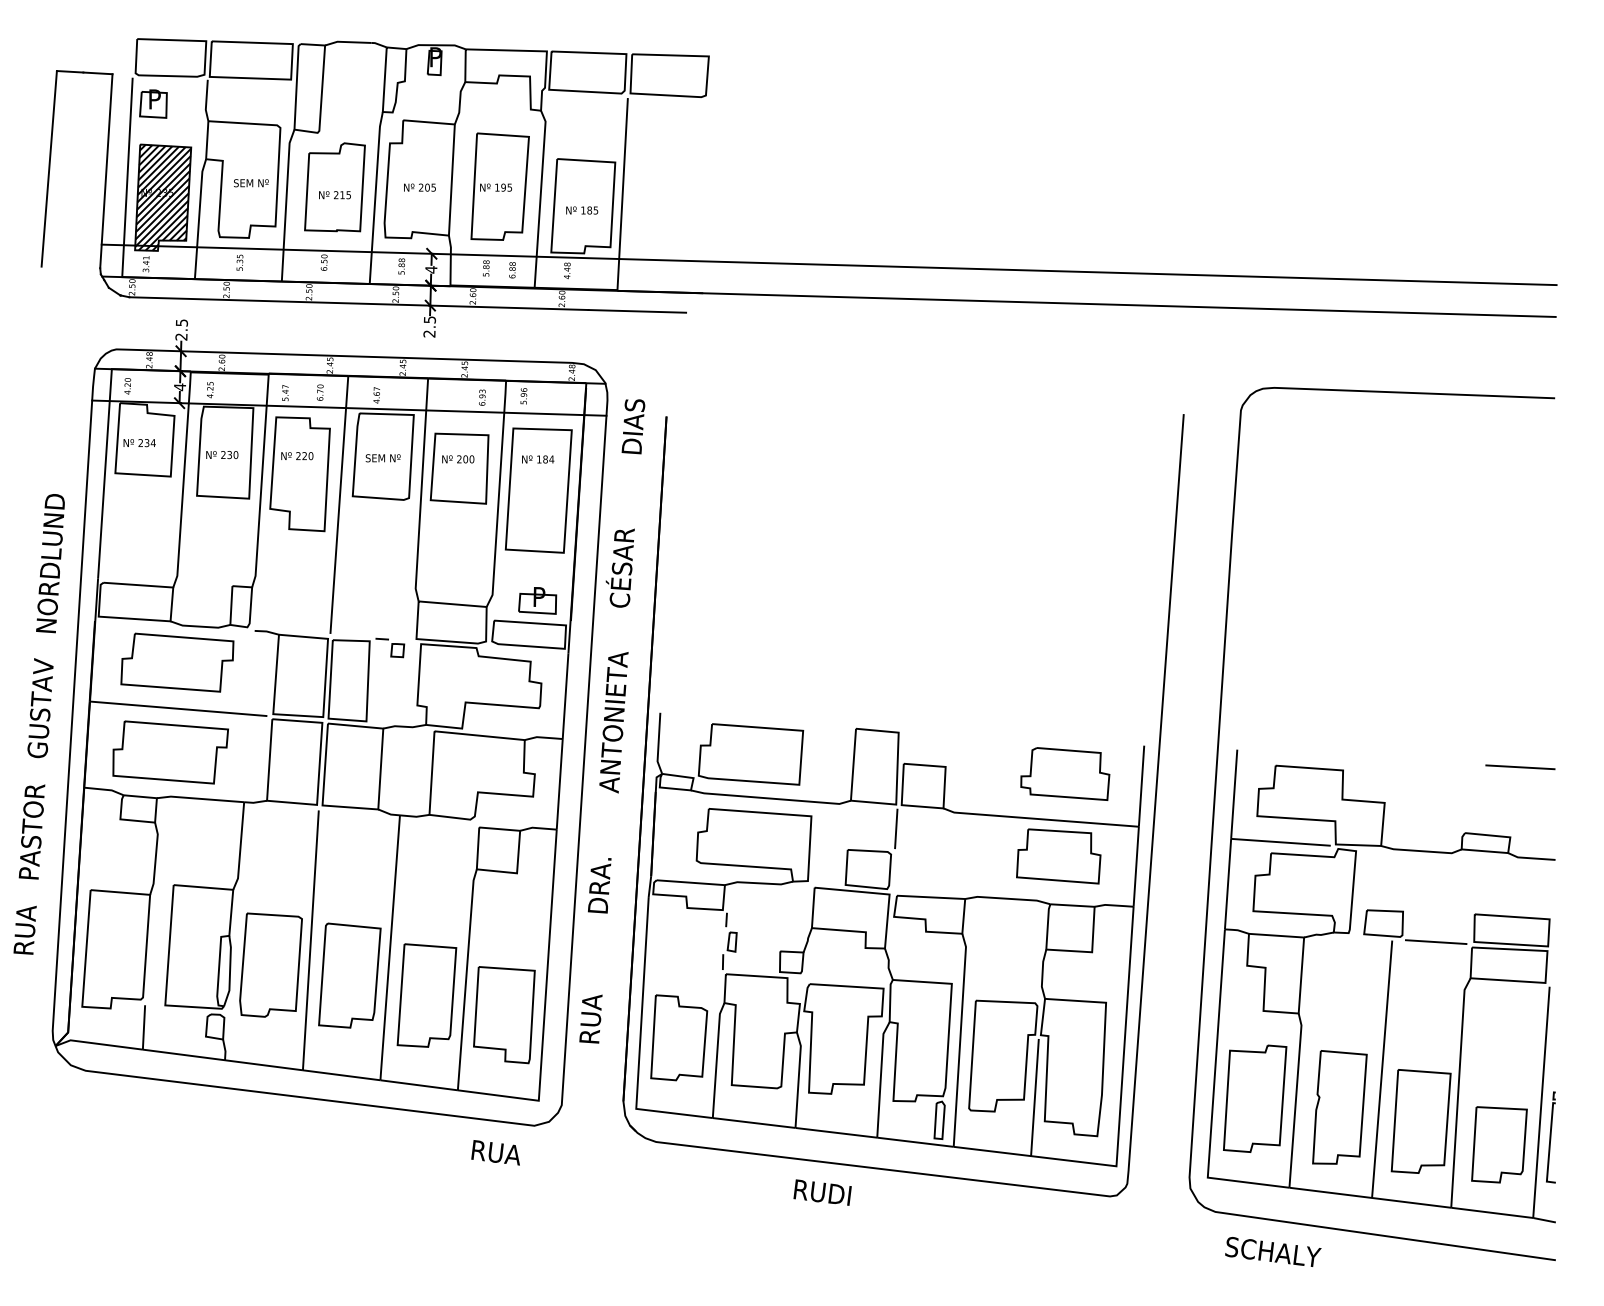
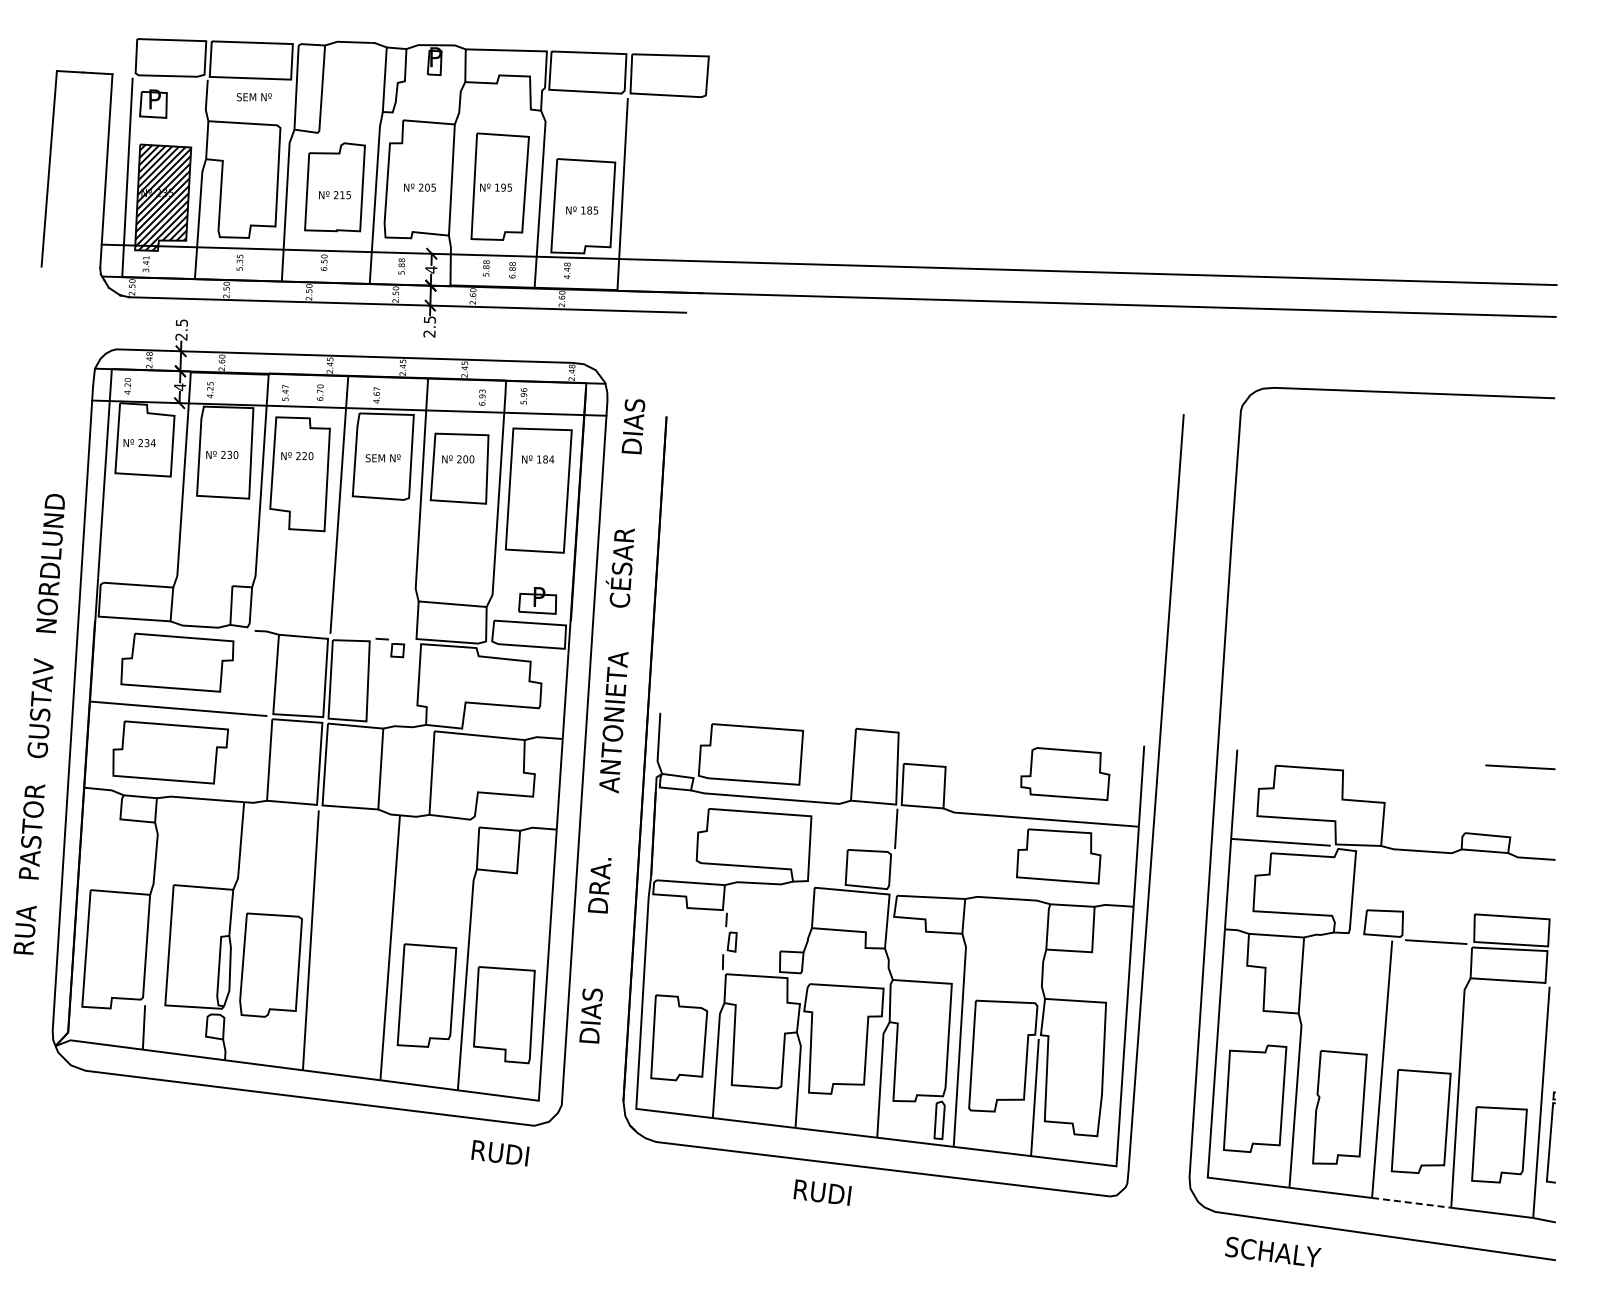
text position: (251, 183) -> (254, 97) (254, 97)
part: present -> none (349, 975)
text: RUA -> DIAS (591, 1014)
text: RUA -> RUDI (516, 1155)
line: solid -> dashed (1411, 1202)
